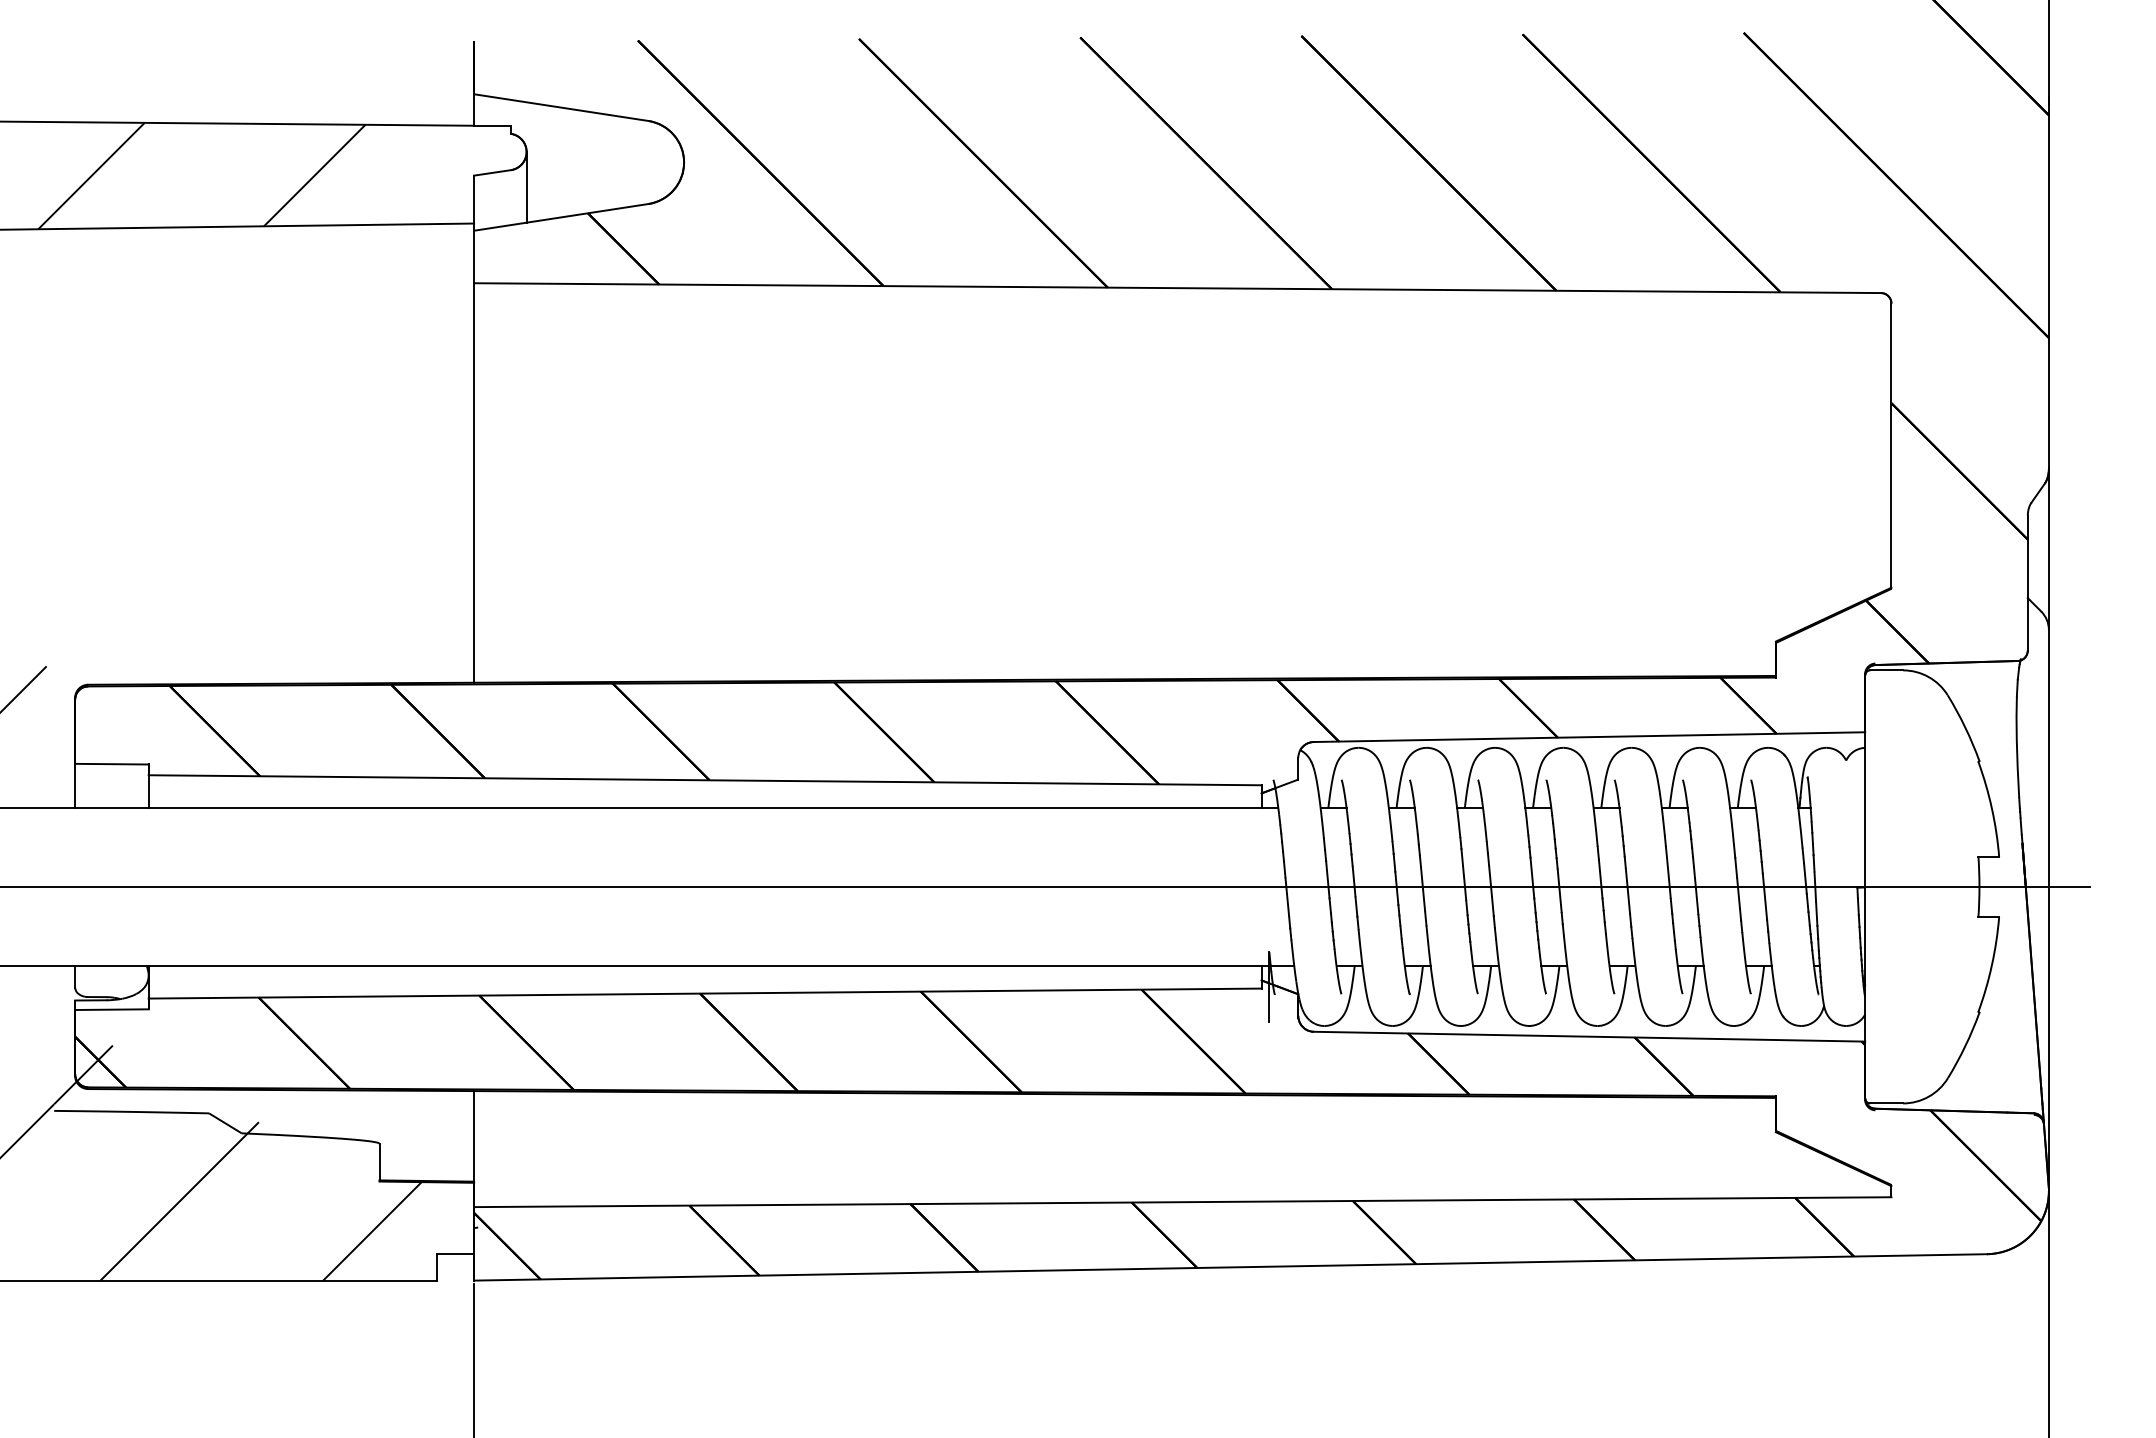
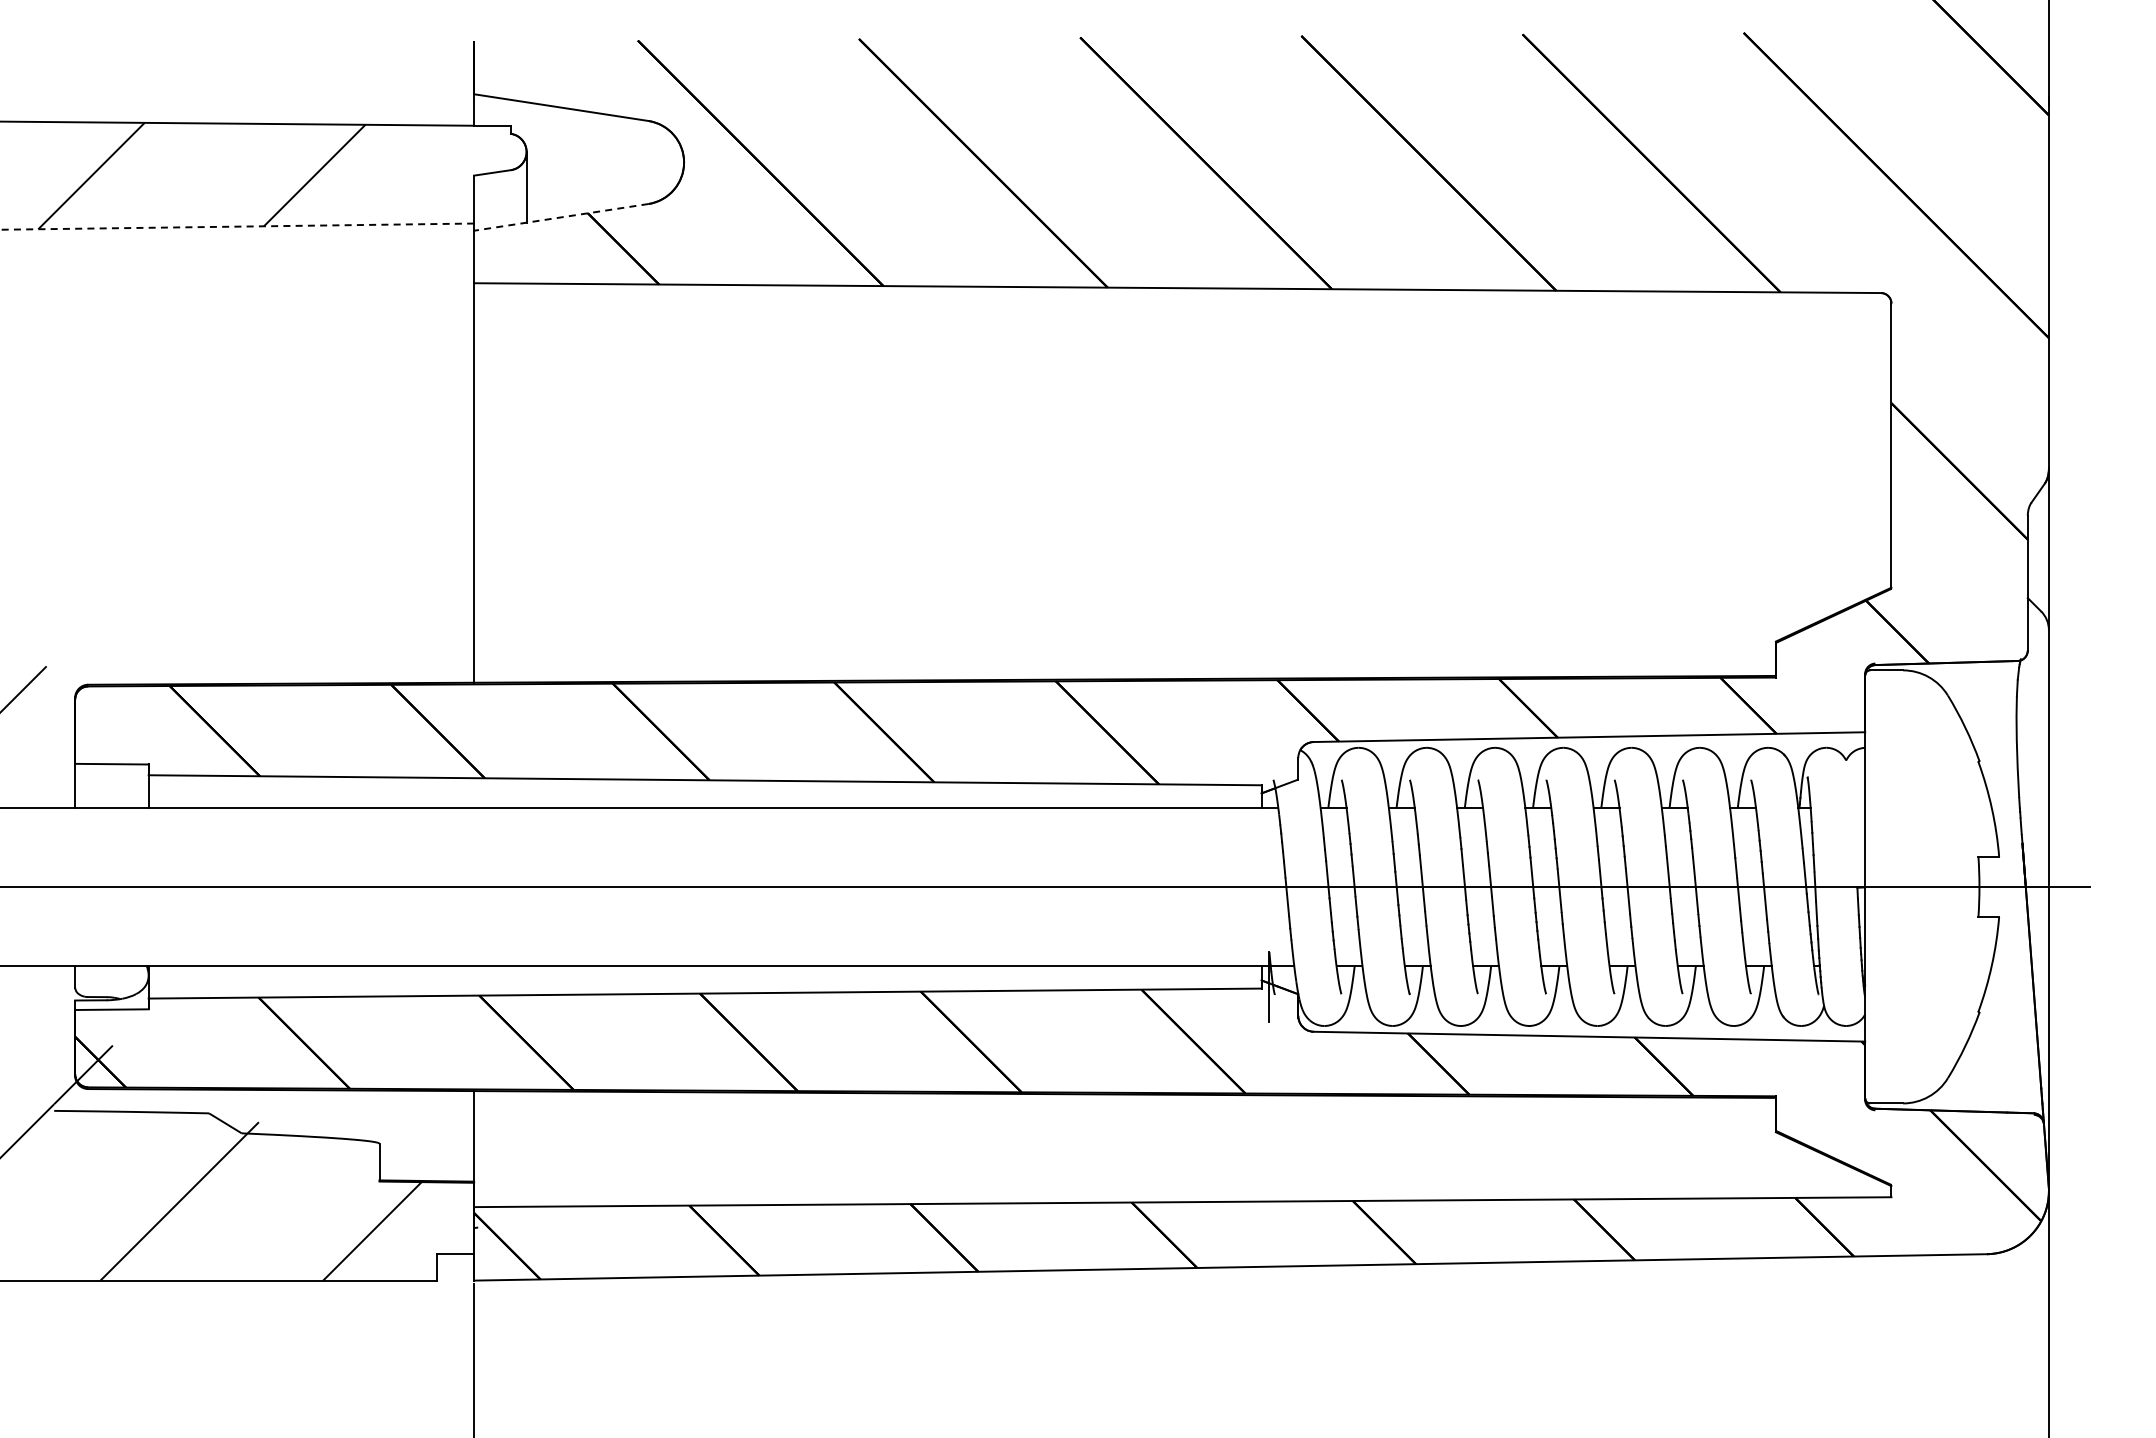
line: solid -> dashed (560, 217)
line: solid -> dashed (237, 226)
